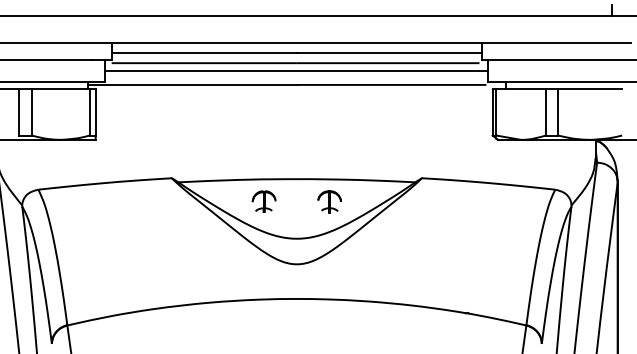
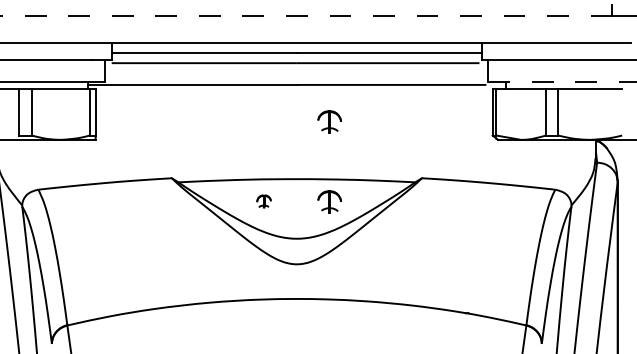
line: solid -> dashed (306, 15)
line: present -> none (296, 71)
line: solid -> dashed (562, 82)
part: none -> present (329, 121)
part size: 26x23 px -> 16x15 px (263, 201)
